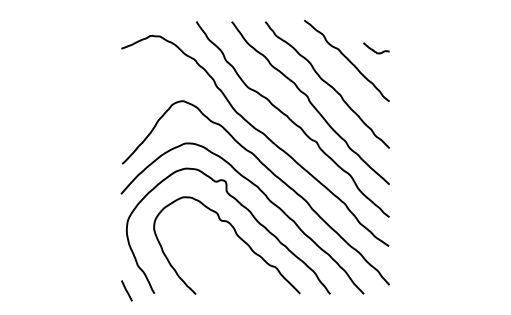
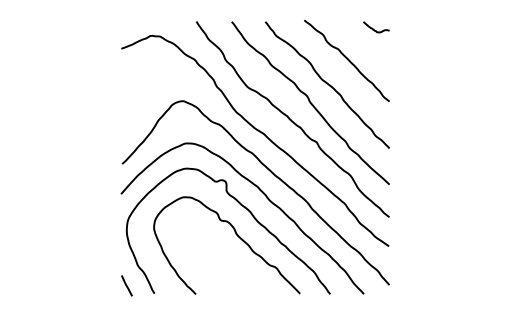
curve position: (374, 50) -> (374, 29) (374, 29)
line position: (126, 290) -> (126, 285) (126, 285)
